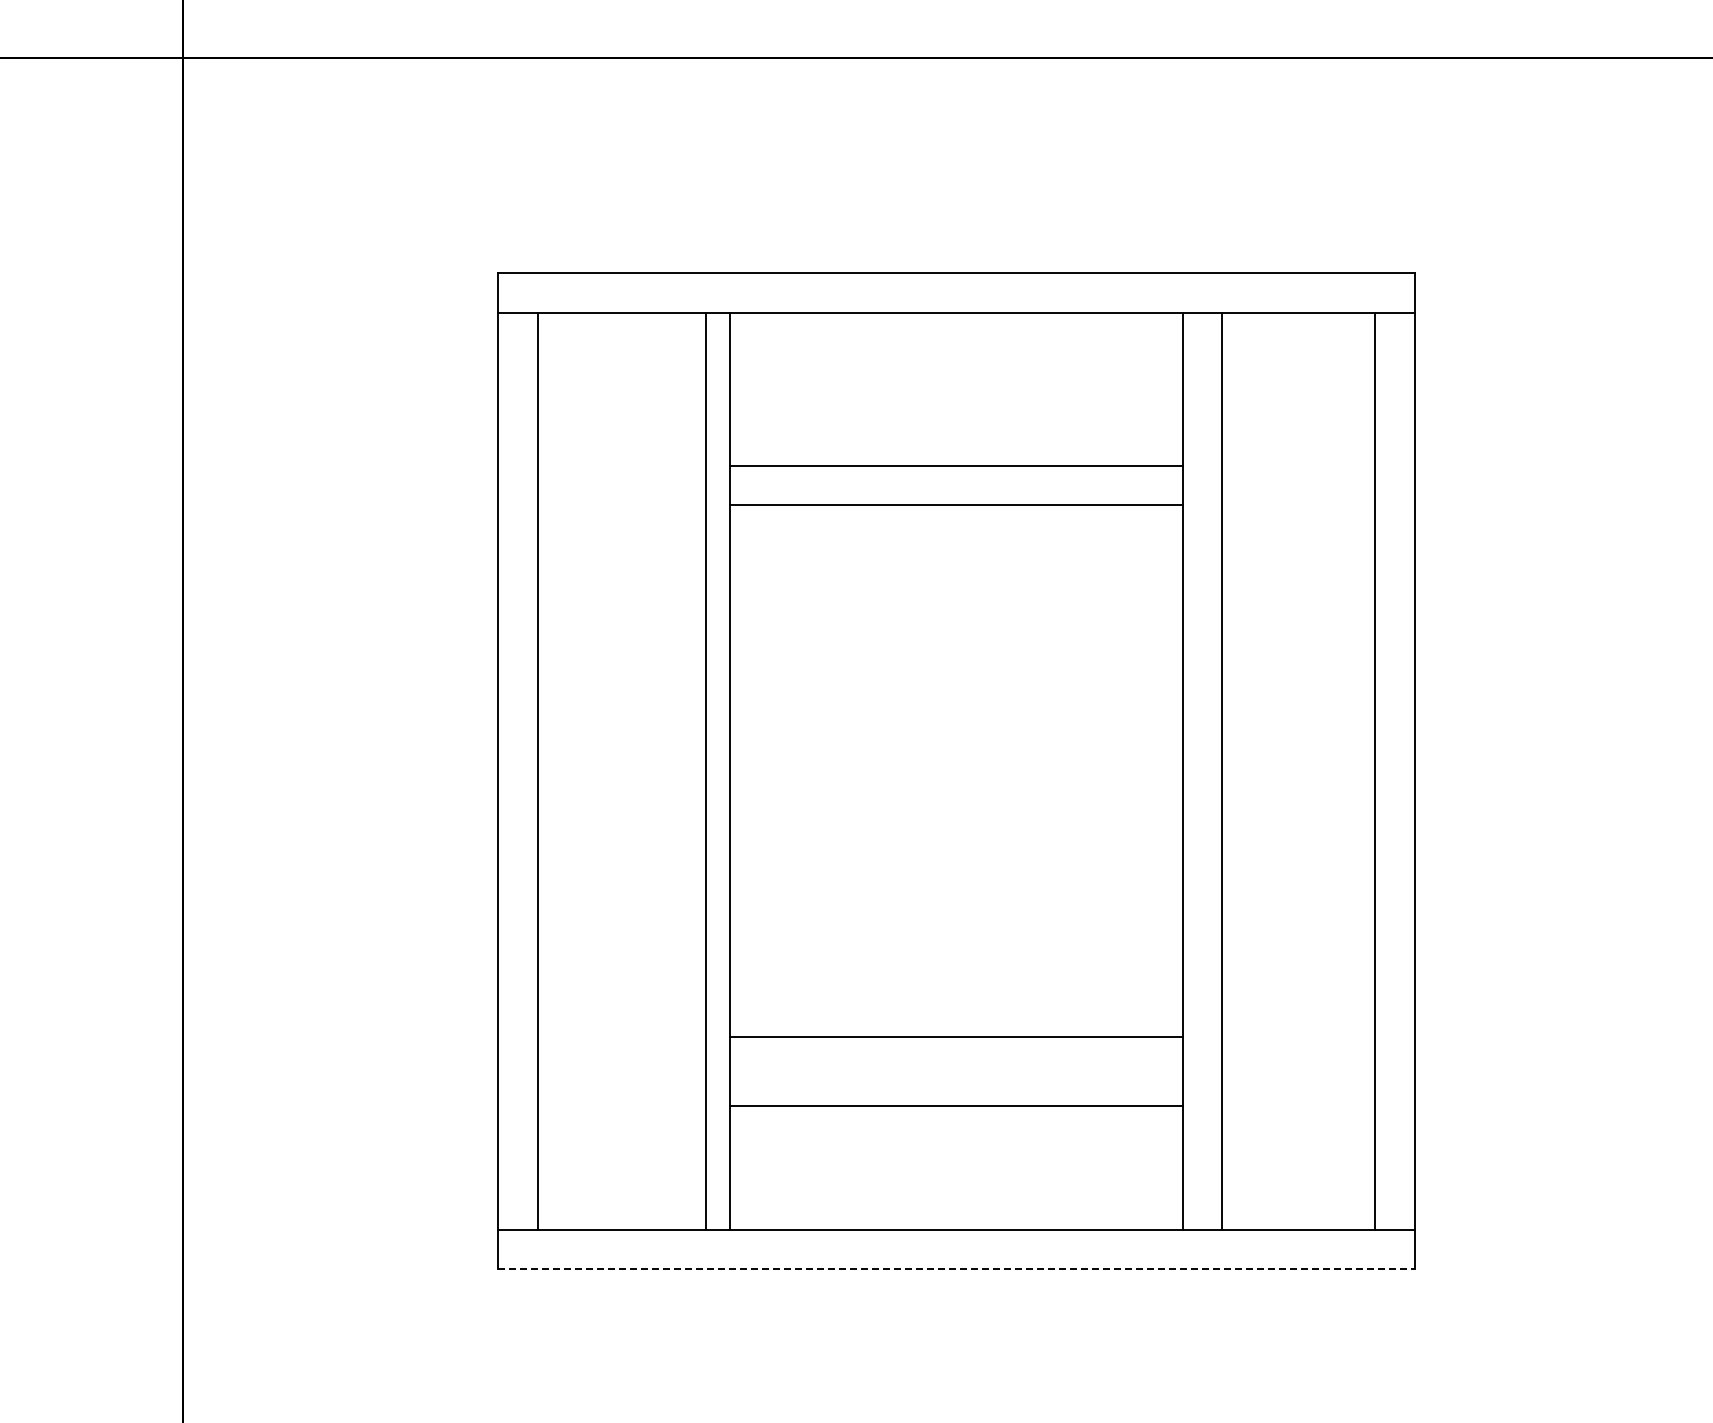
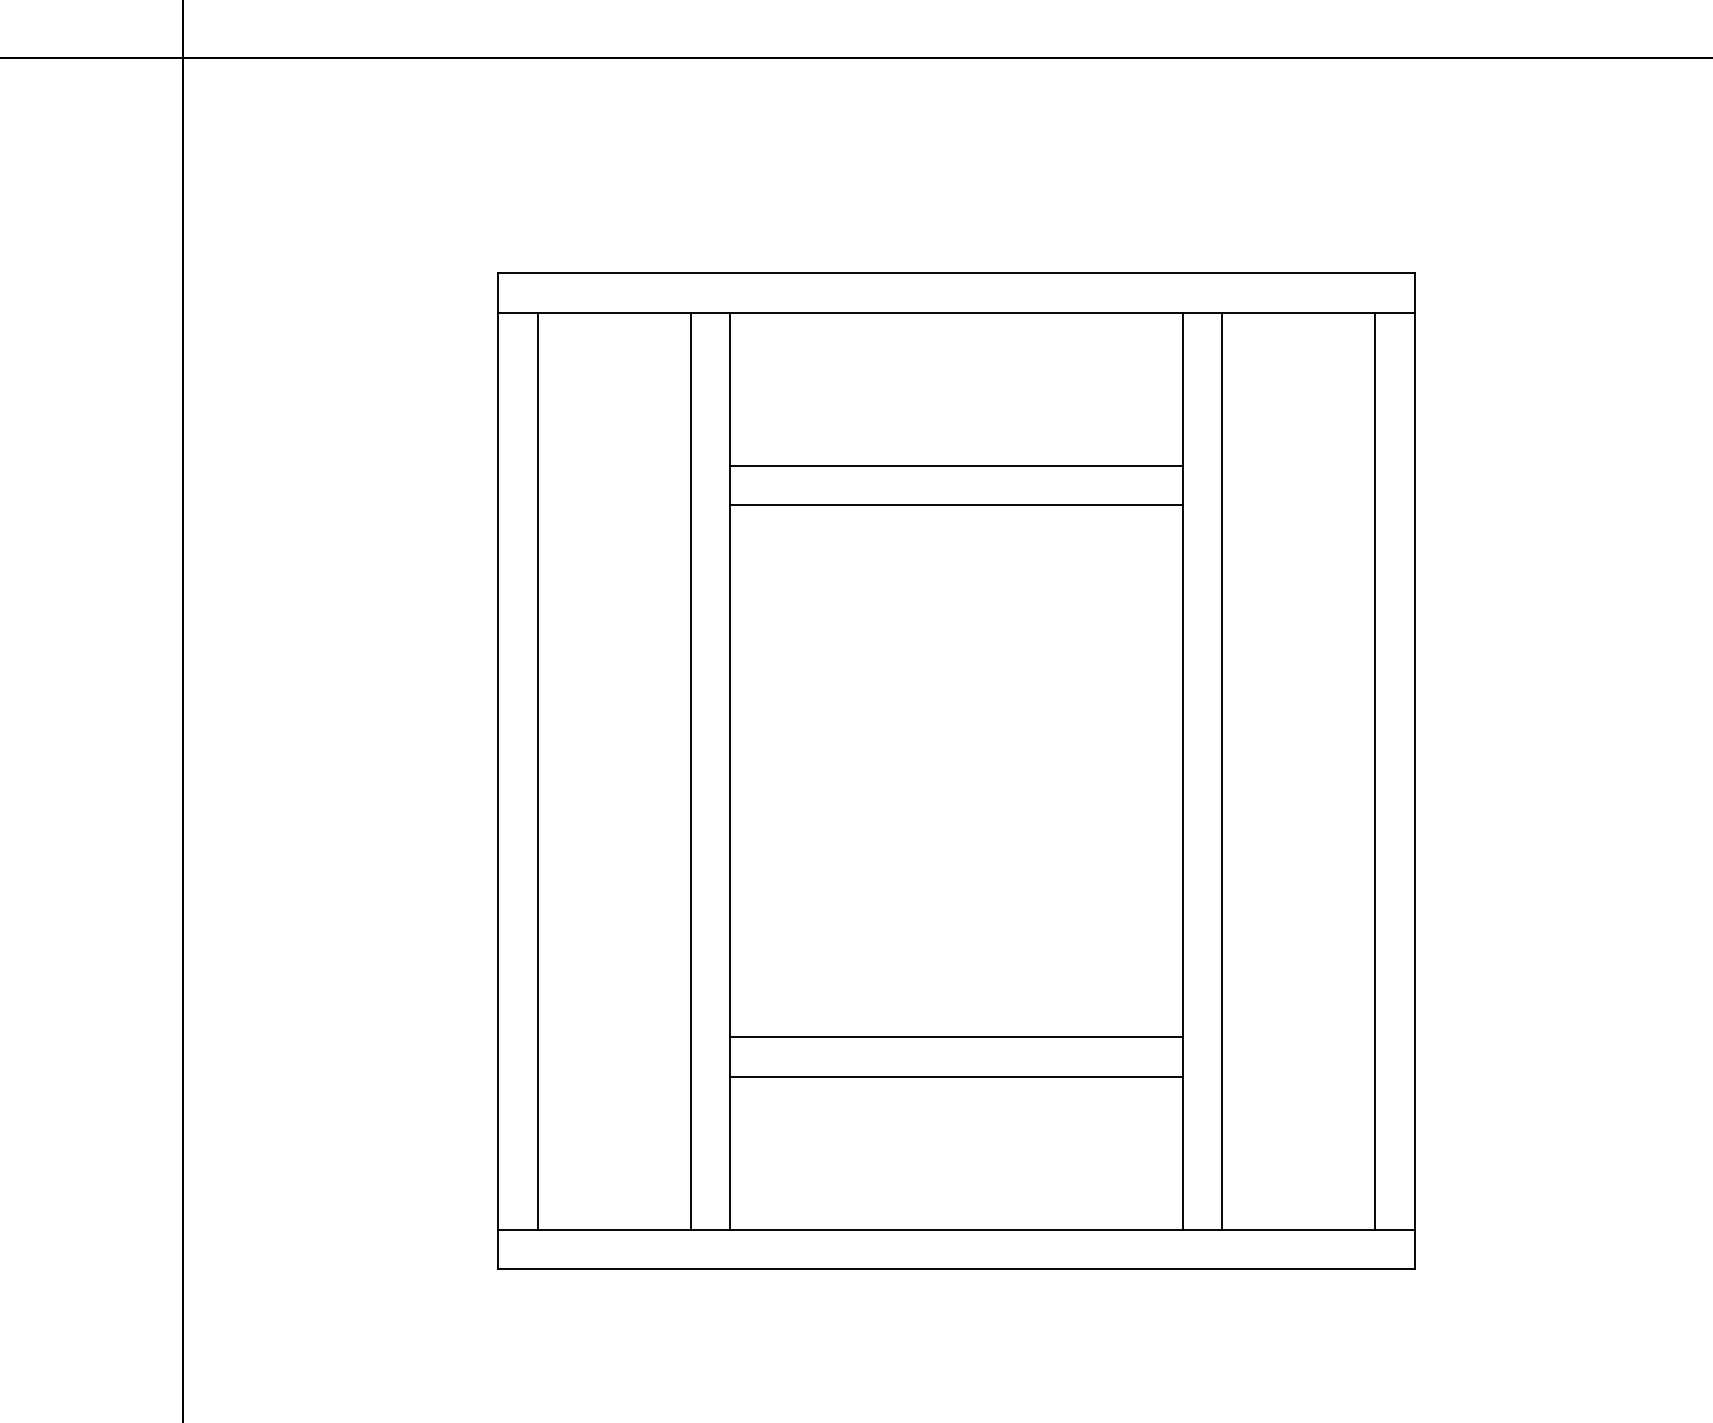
line position: (705, 770) -> (690, 770) (690, 770)
line position: (956, 1105) -> (956, 1076) (956, 1076)
line: dashed -> solid (957, 1269)
